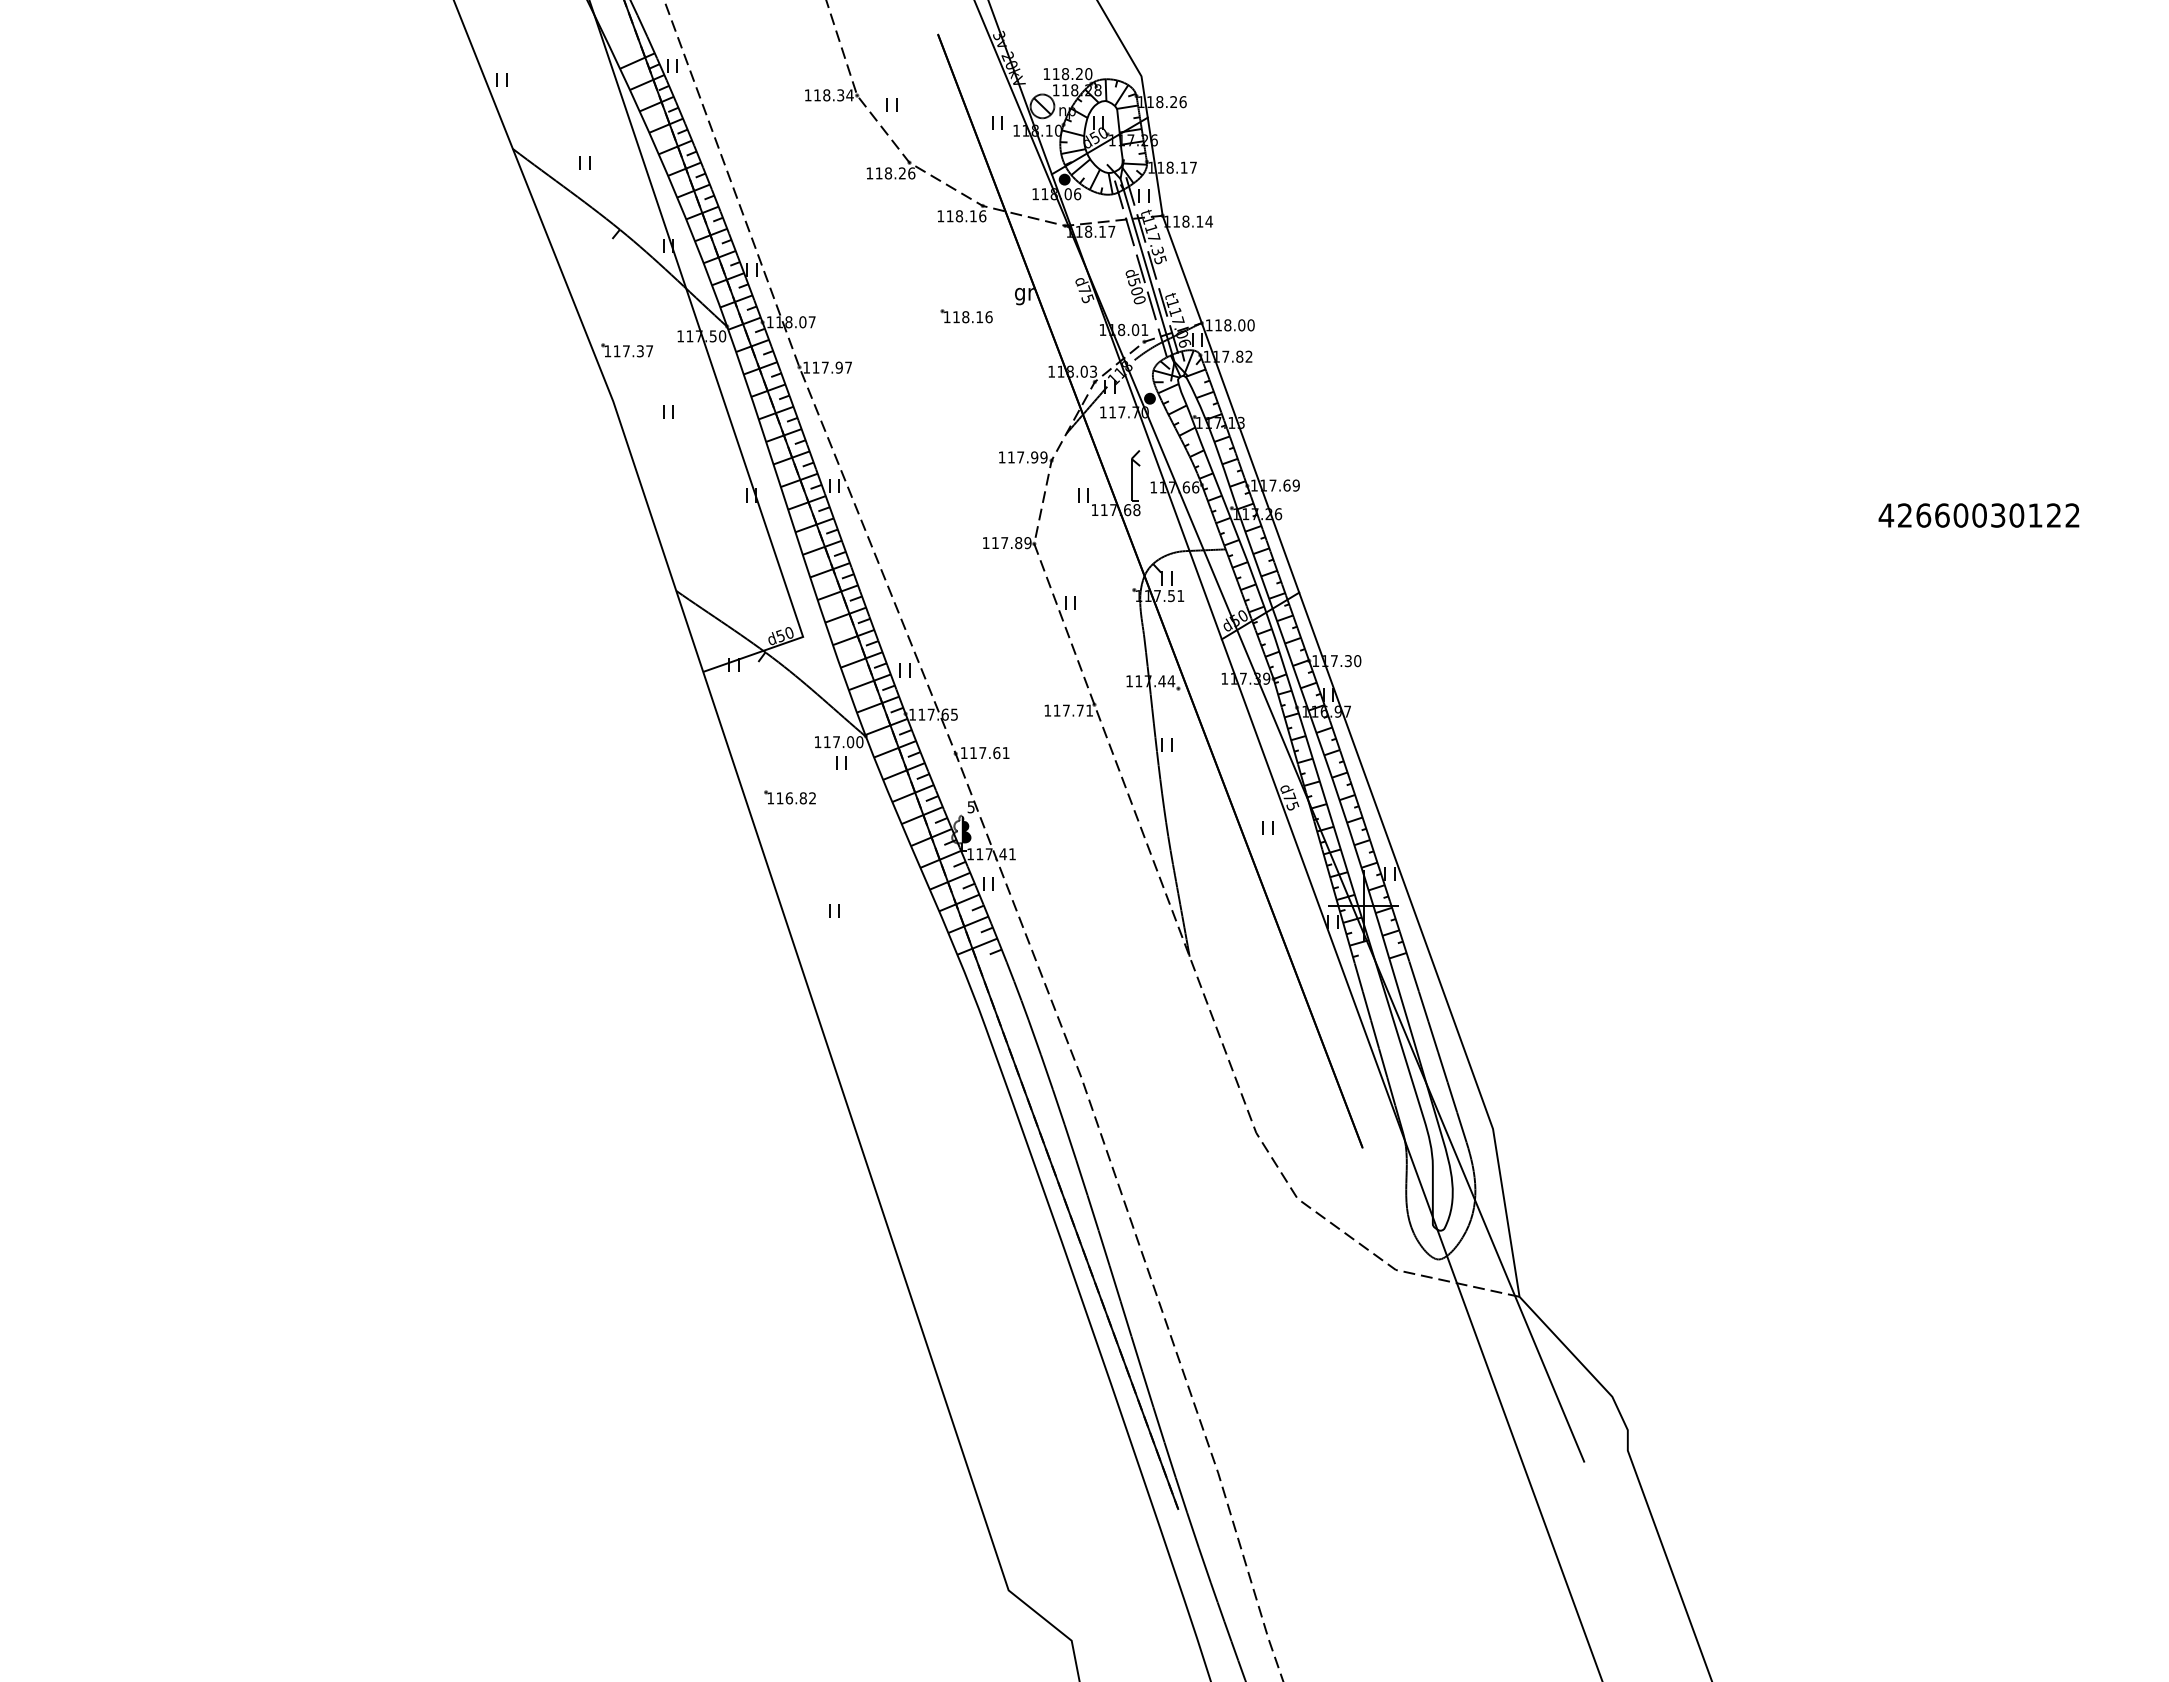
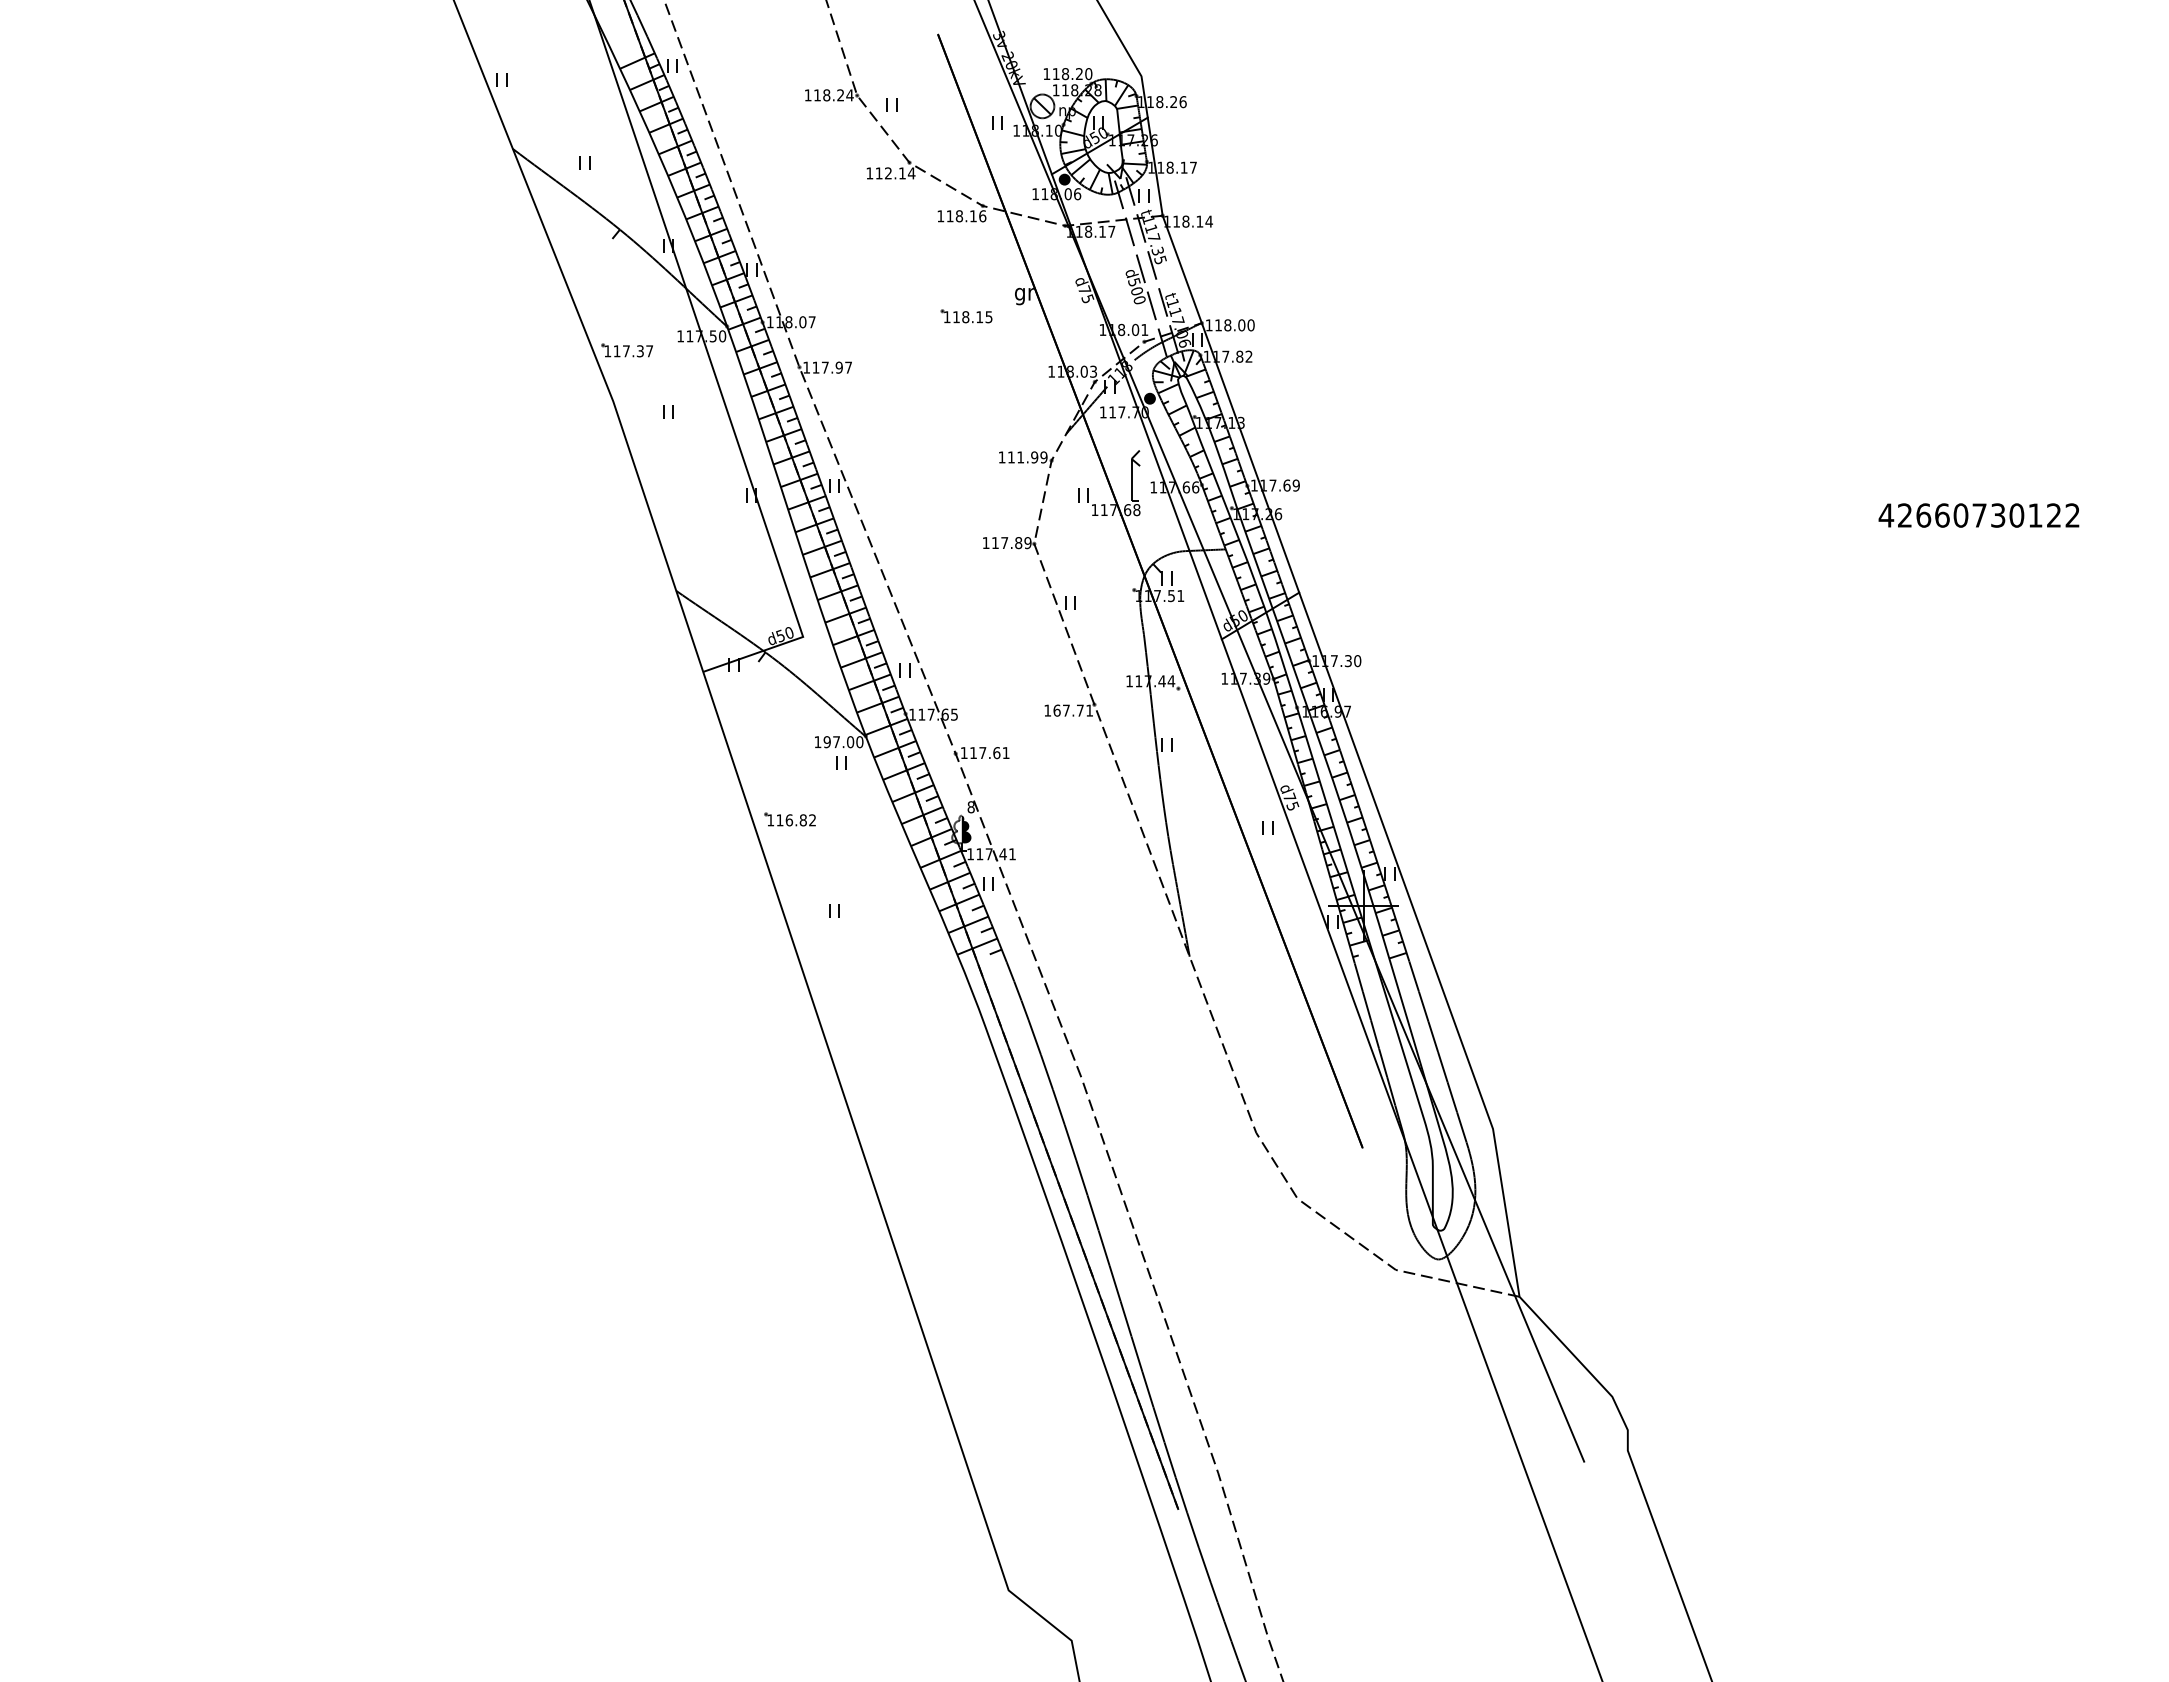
text: 118.34 -> 118.24 (840, 95)
text: 118.26 -> 112.14 (899, 173)
line: present -> none (1147, 269)
text: 118.16 -> 118.15 (988, 317)
text: 117.99 -> 111.99 (1020, 457)
text: 42660030122 -> 42660730122 (1979, 515)
text: 117.71 -> 167.71 (1056, 710)
text: 117.00 -> 197.00 (826, 742)
part position: (789, 797) -> (789, 819) (789, 819)
text: 5 -> 8 (970, 807)
